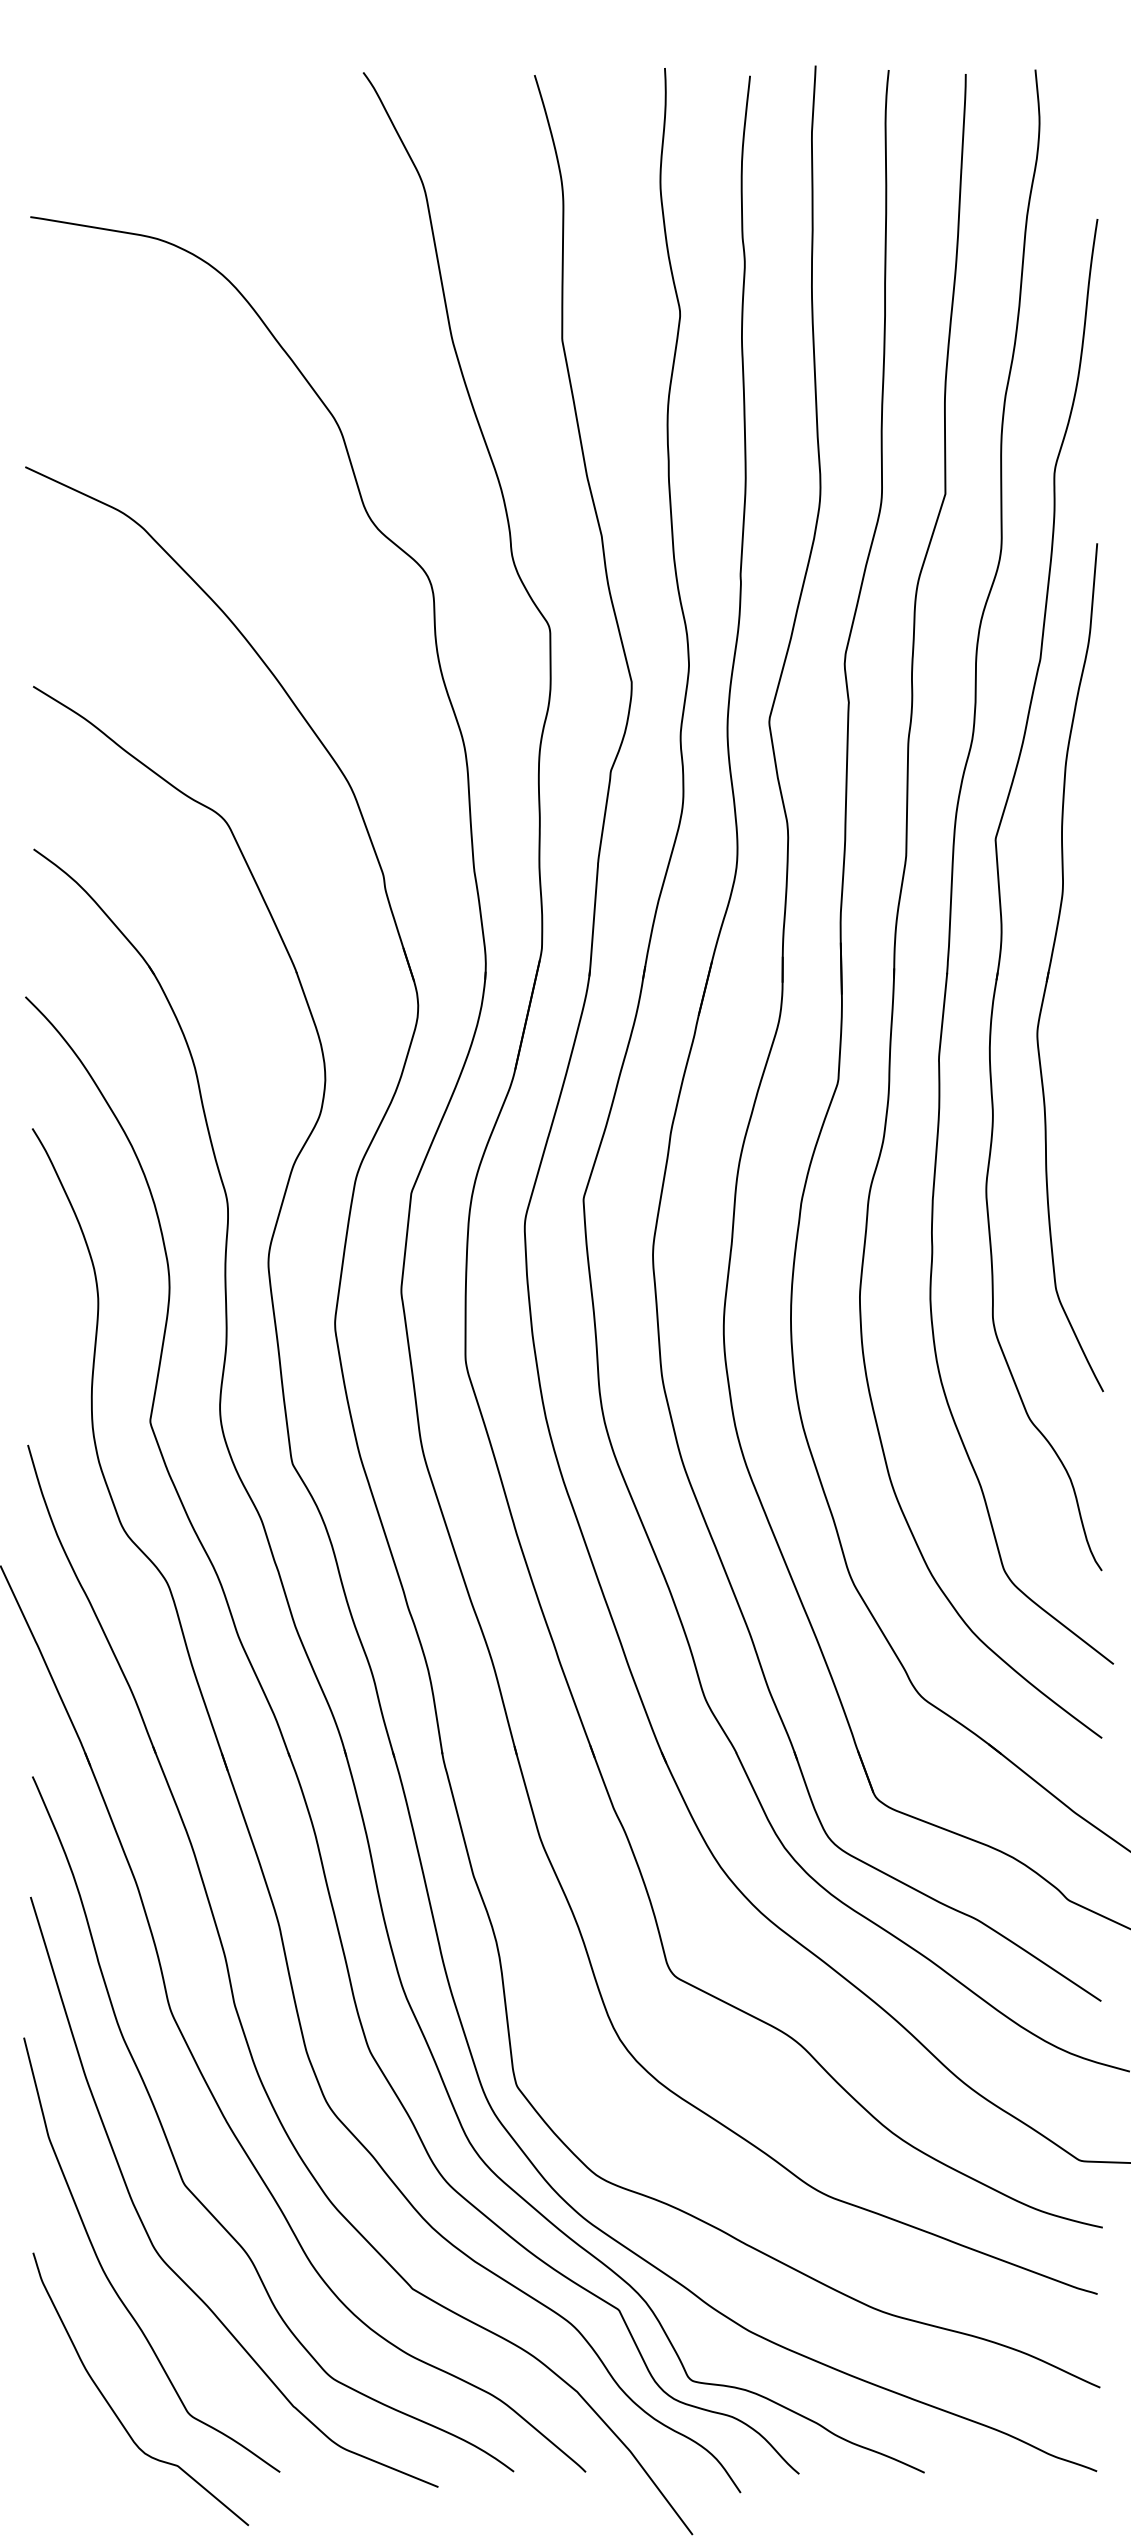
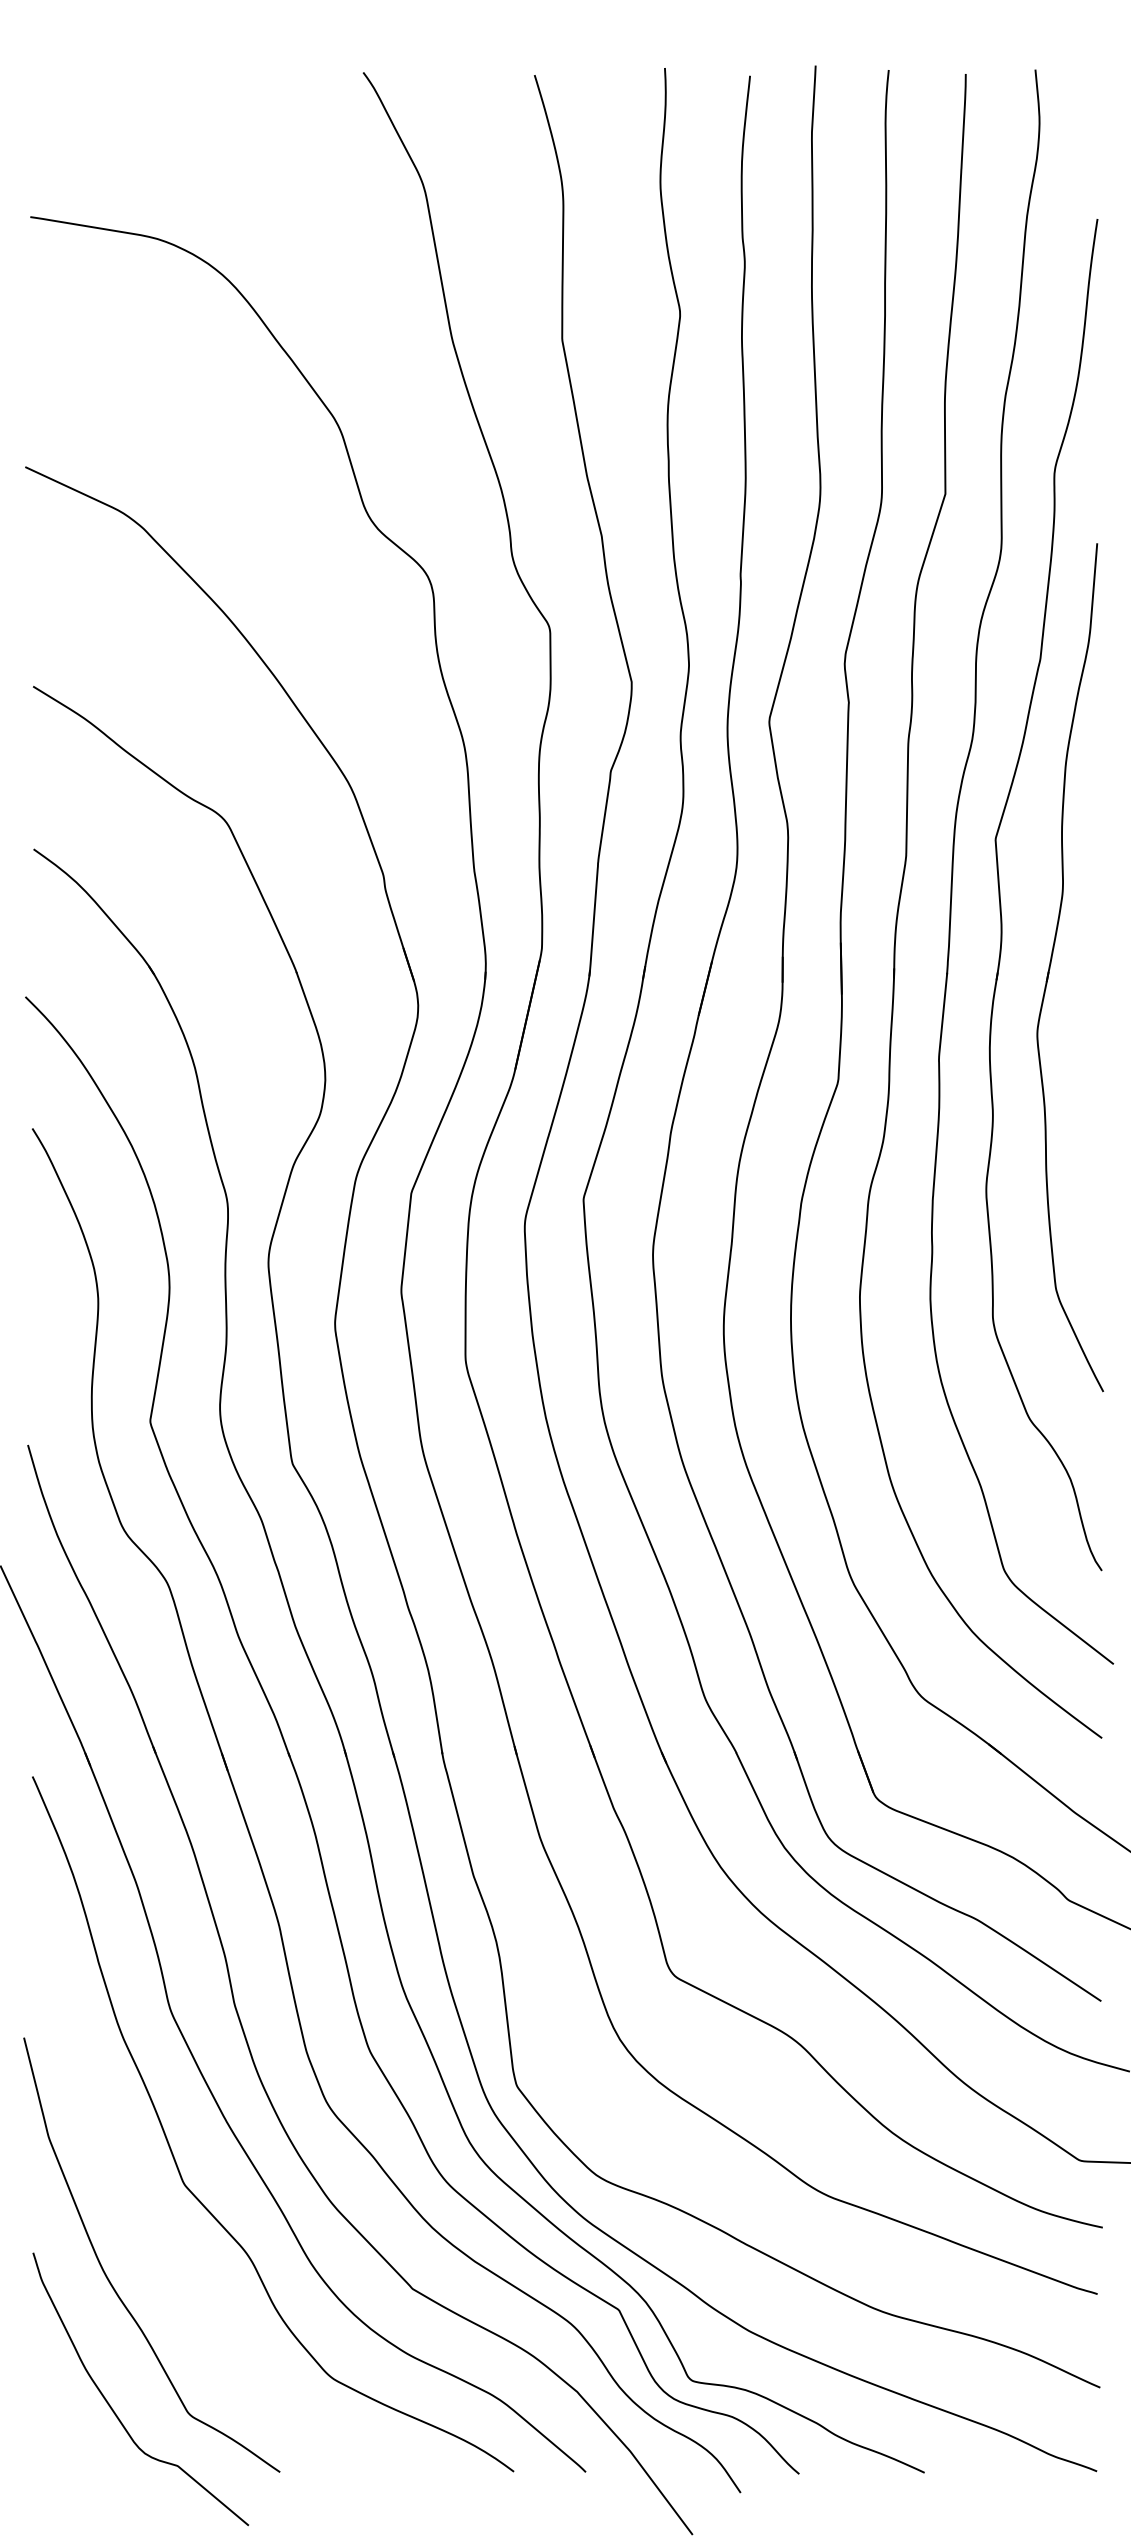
curve: present -> none (148, 2233)
